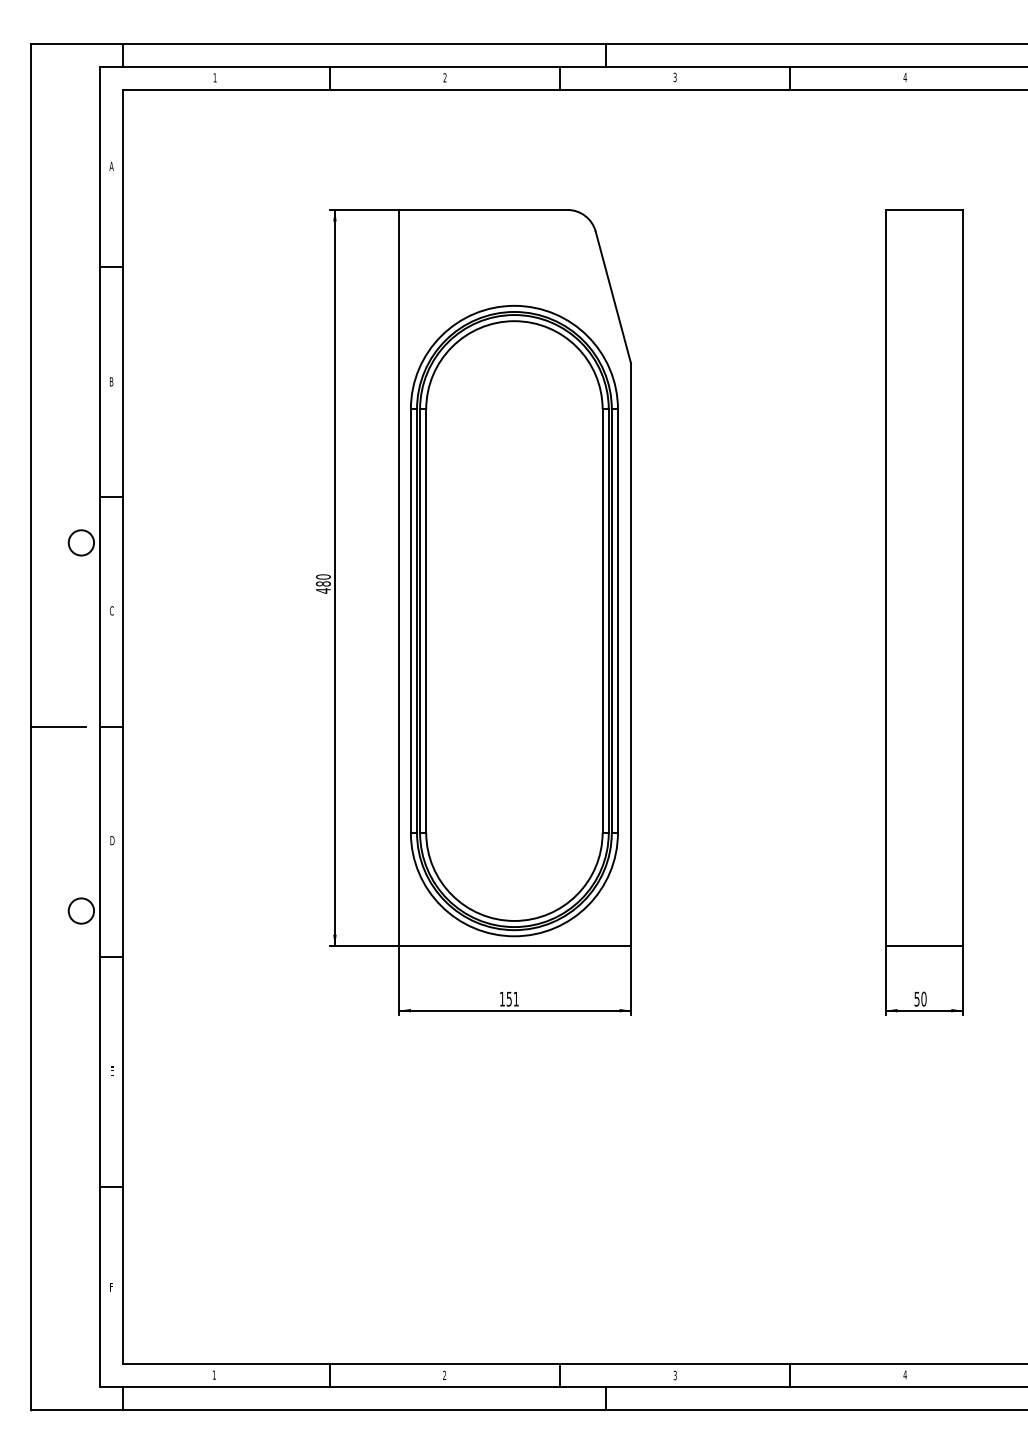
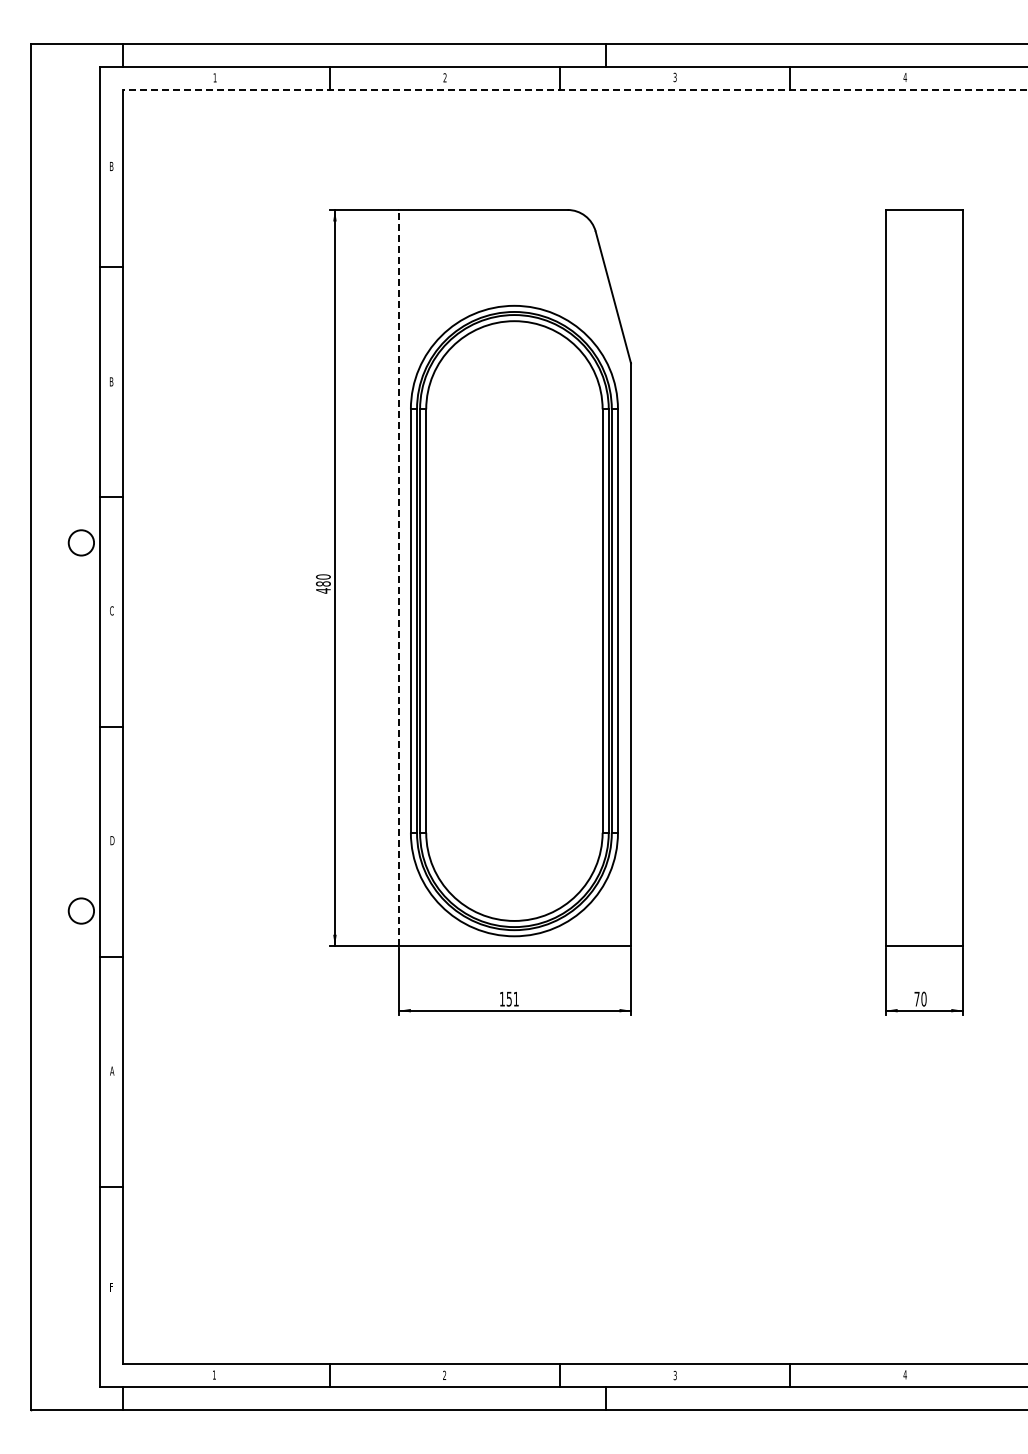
line: solid -> dashed (574, 89)
text: A -> B (111, 165)
line: solid -> dashed (399, 577)
line: present -> none (58, 727)
text: 50 -> 70 (916, 999)
text: E -> A (112, 1070)
